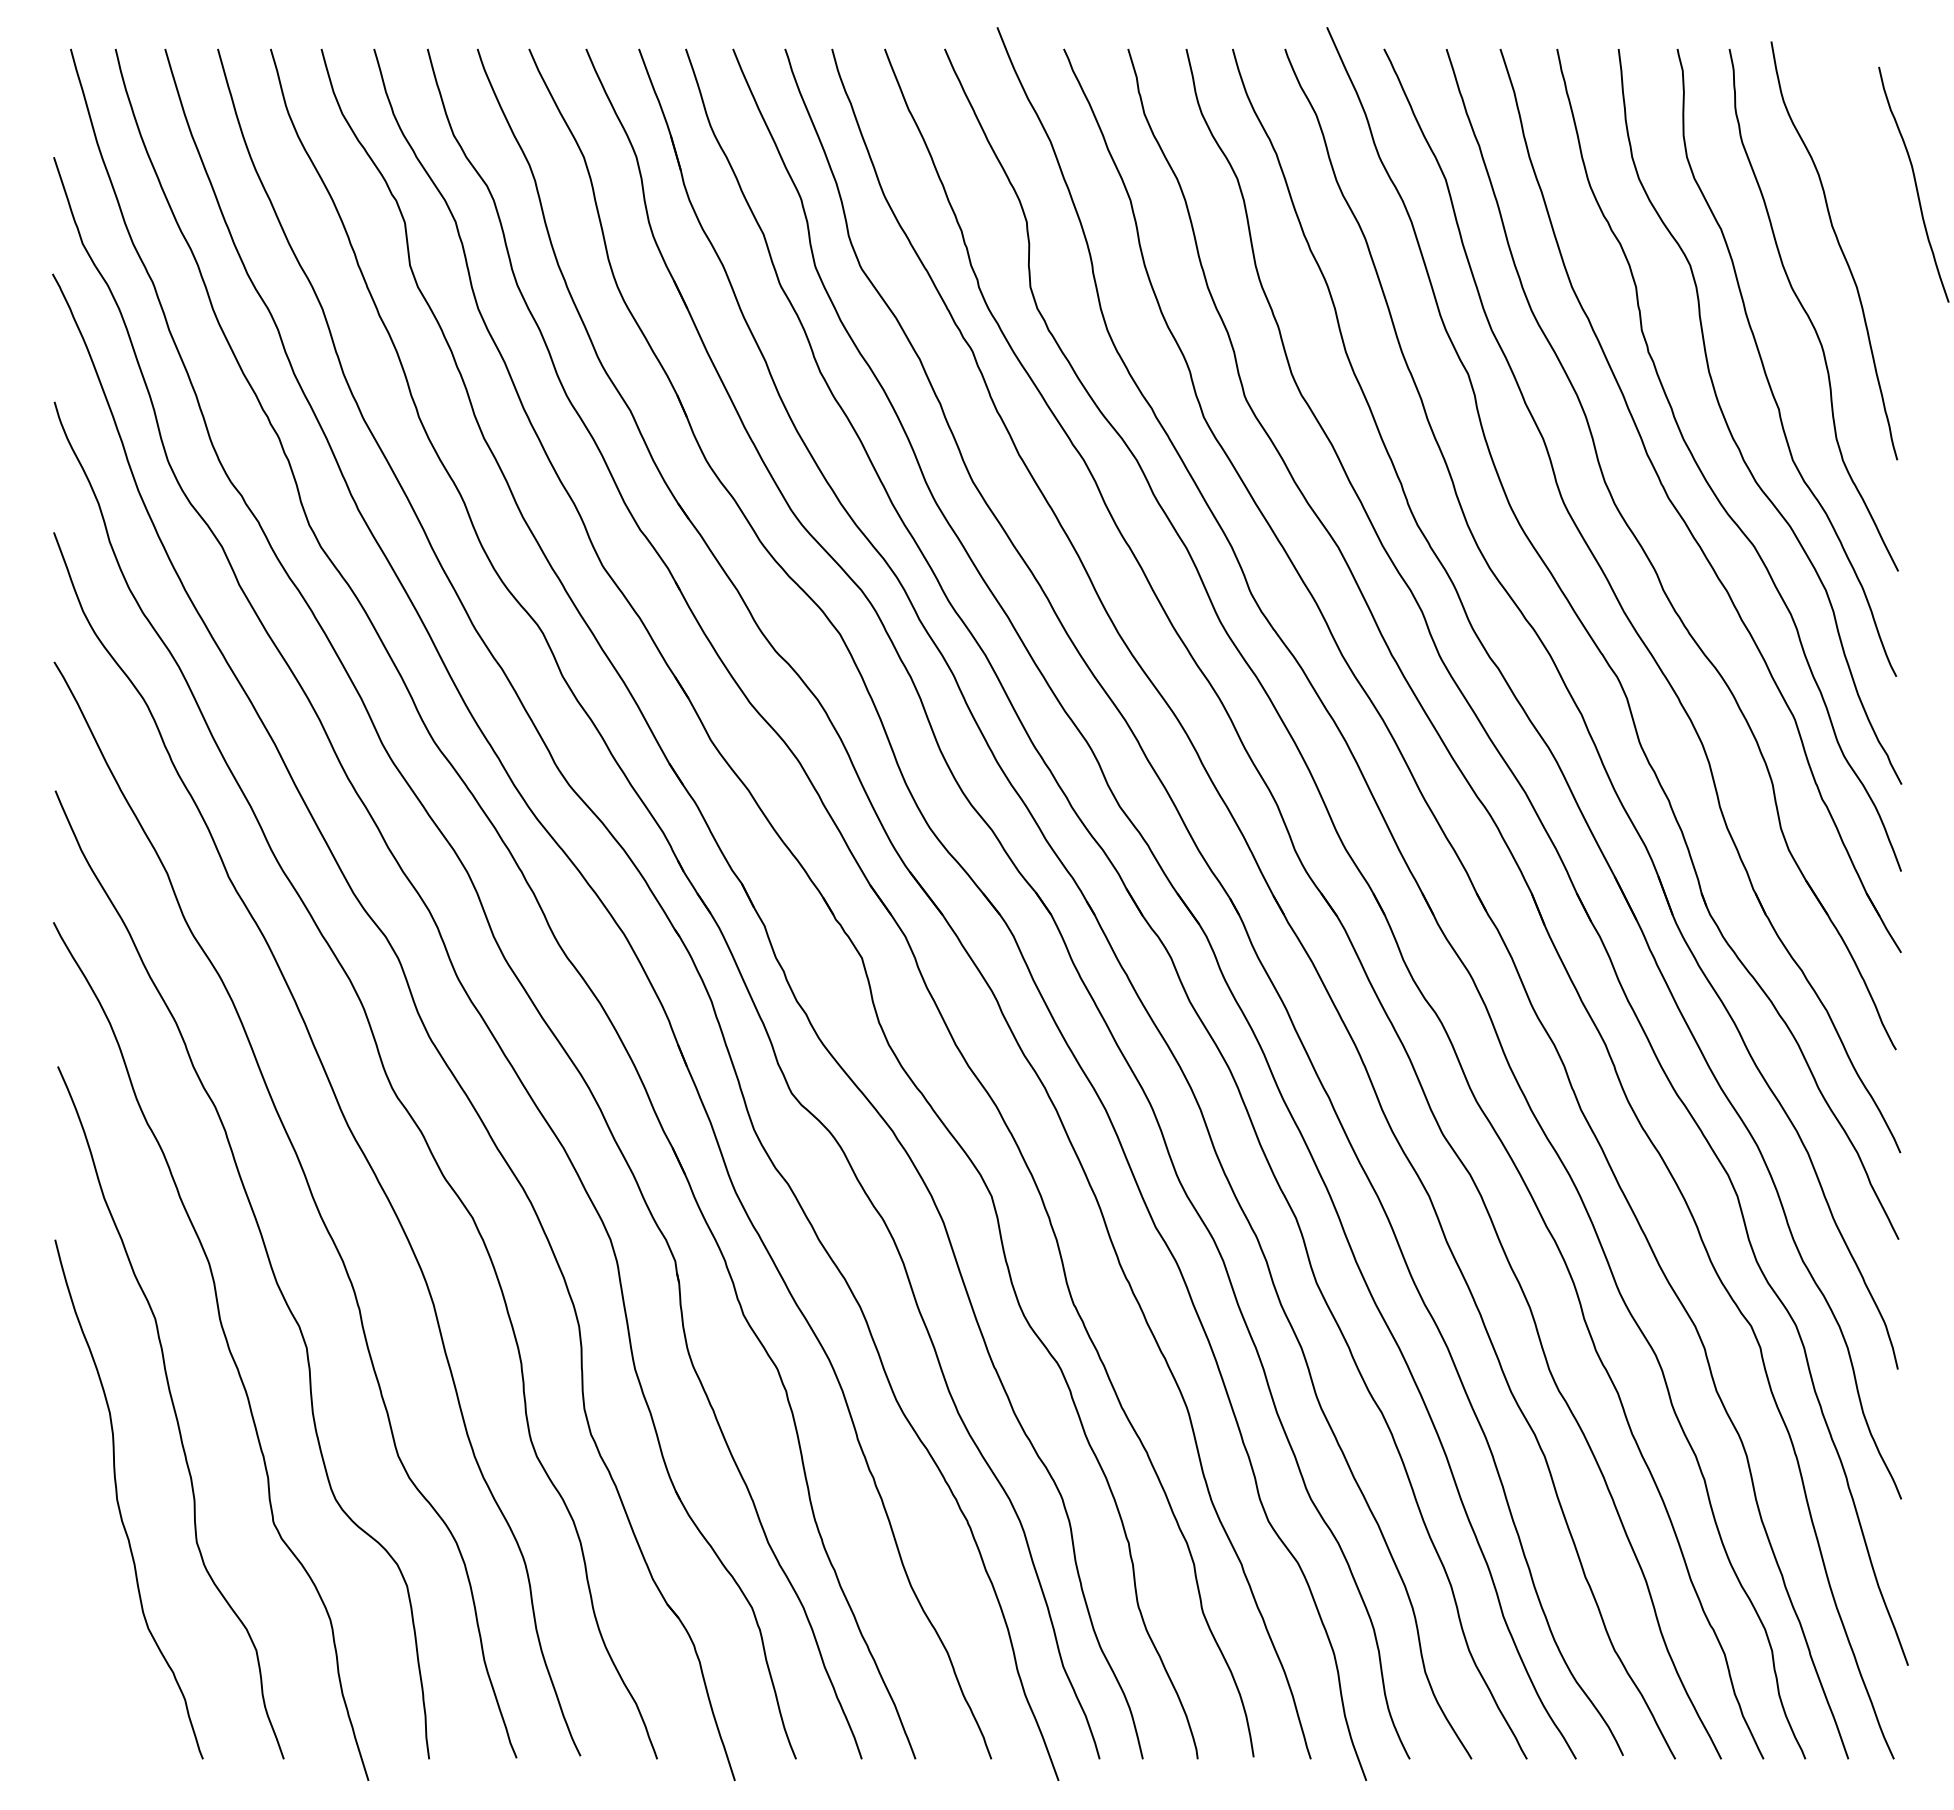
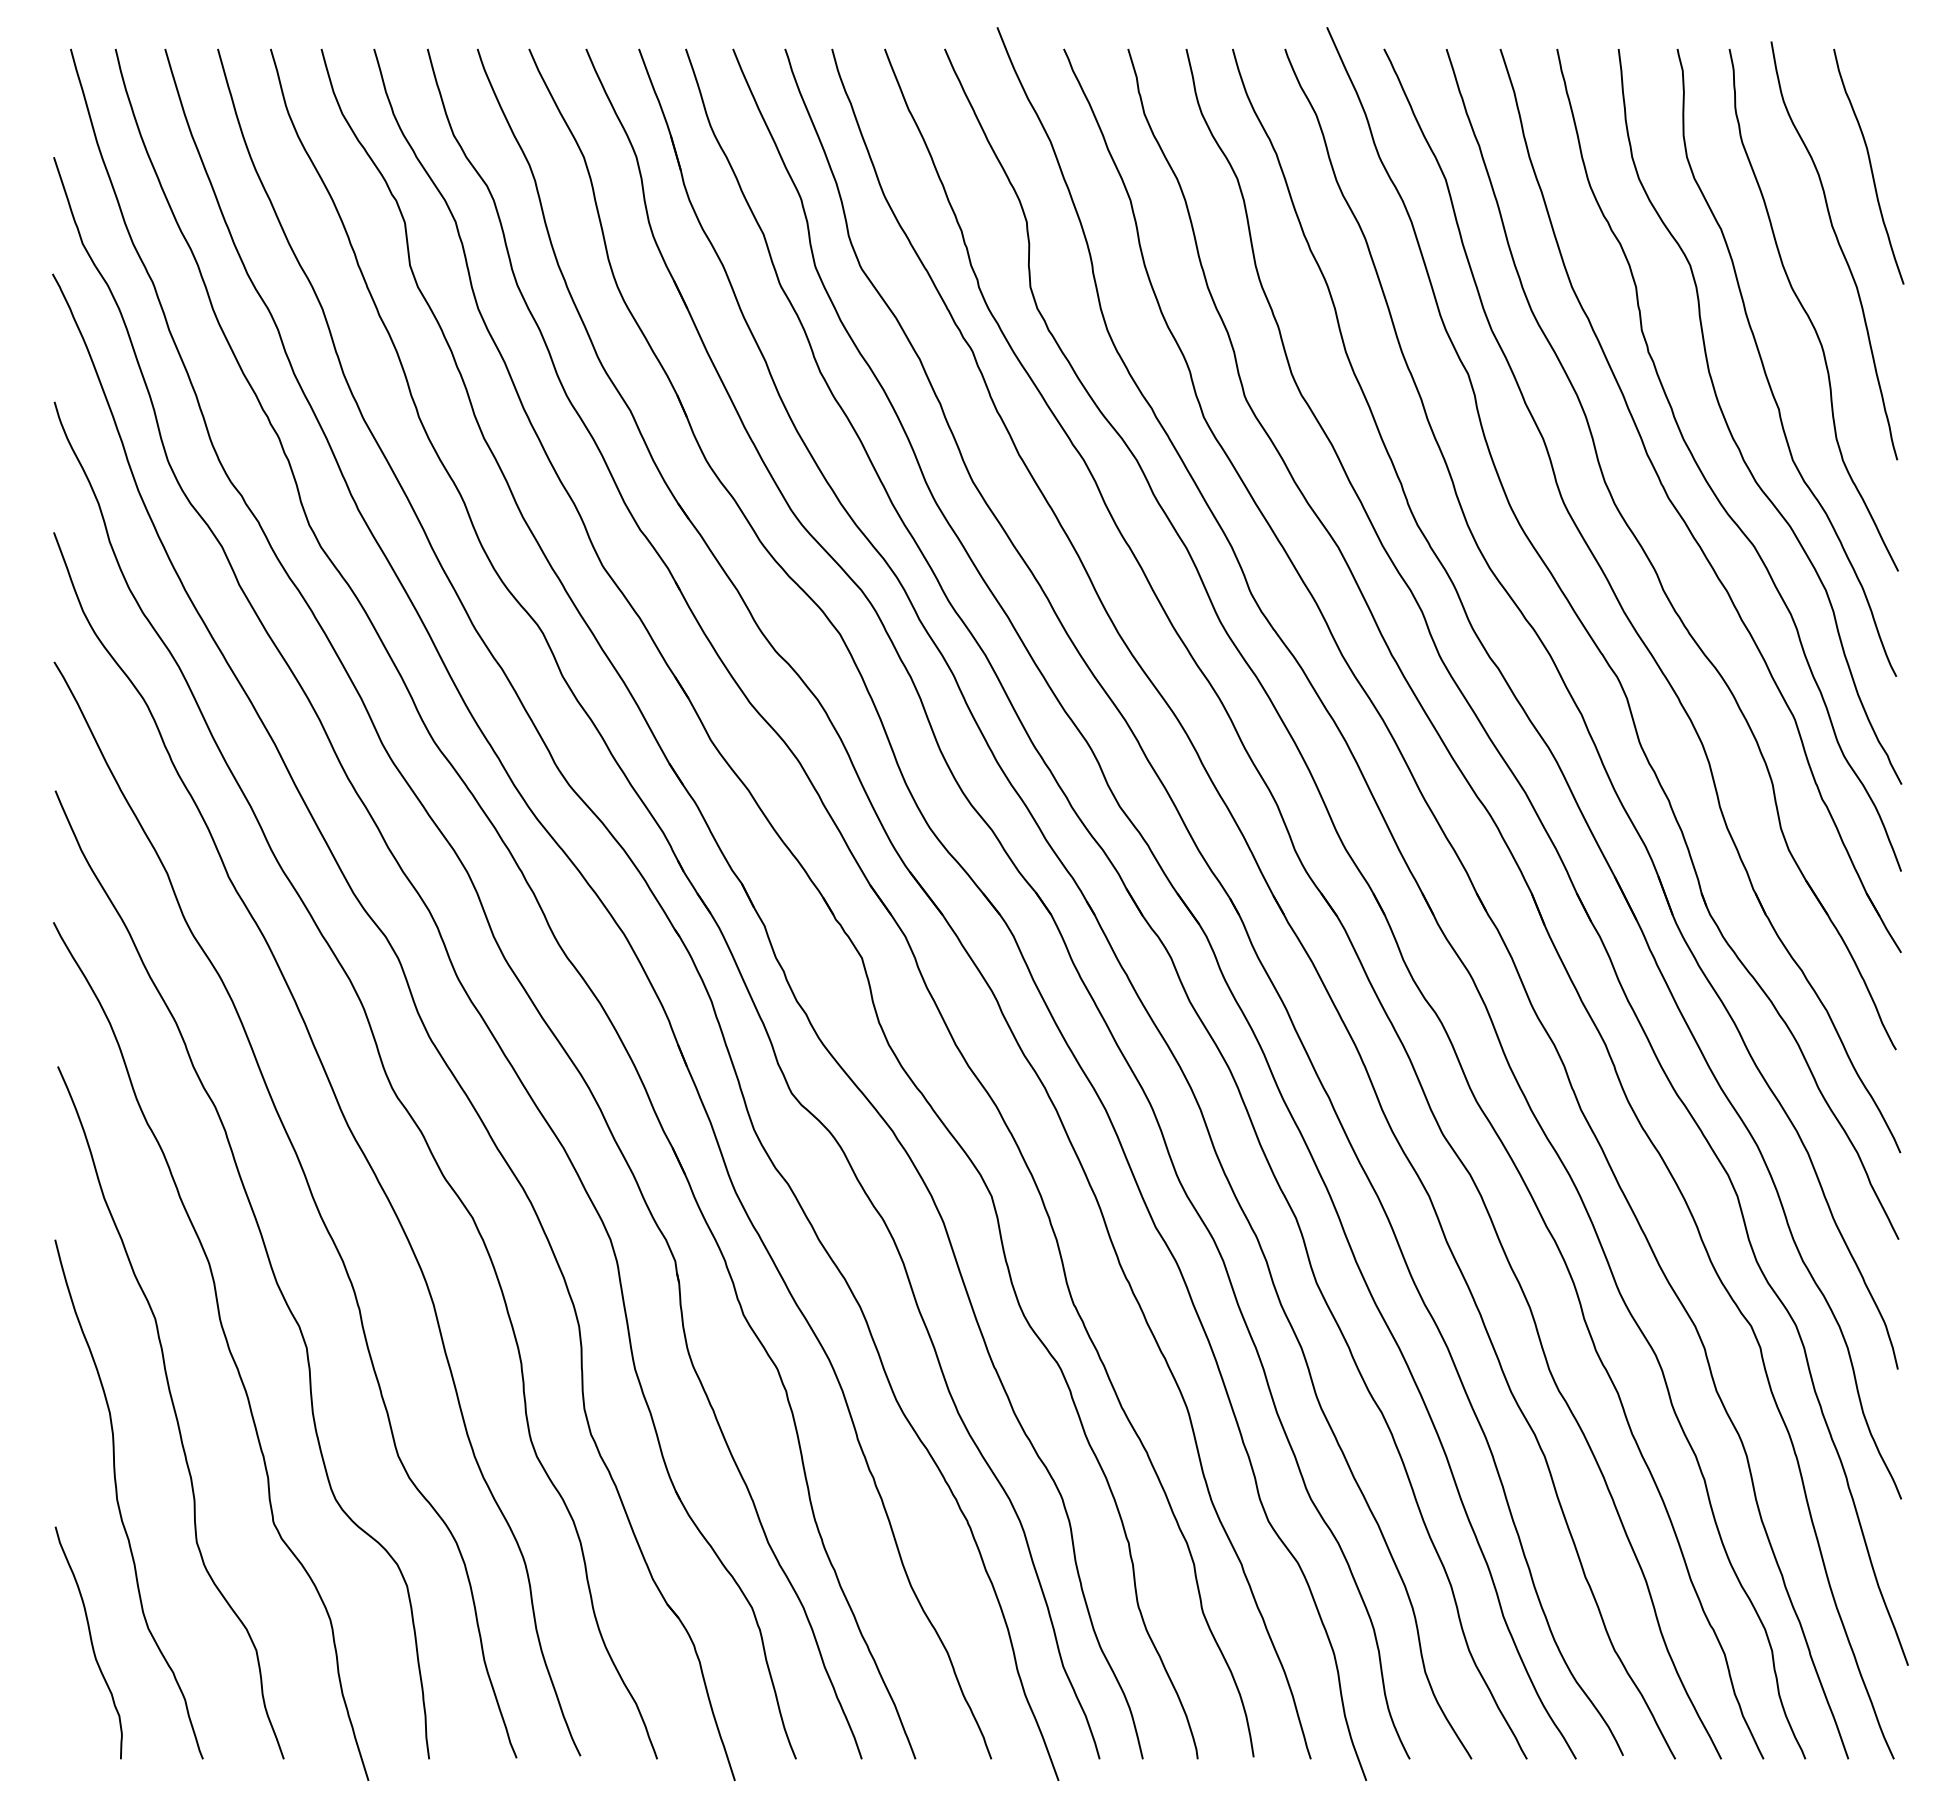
curve position: (1914, 183) -> (1869, 165) (1869, 165)
curve: none -> present (90, 1642)
